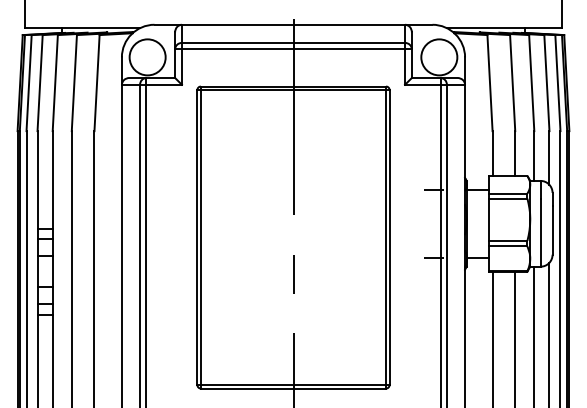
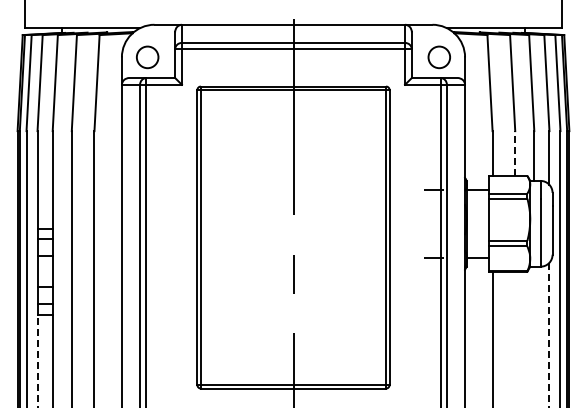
circle diameter: 36 px -> 22 px (147, 57)
circle diameter: 36 px -> 22 px (439, 57)
line: solid -> dashed (515, 153)
line: solid -> dashed (549, 334)
line: present -> none (534, 335)
line: present -> none (515, 337)
line: solid -> dashed (37, 360)
